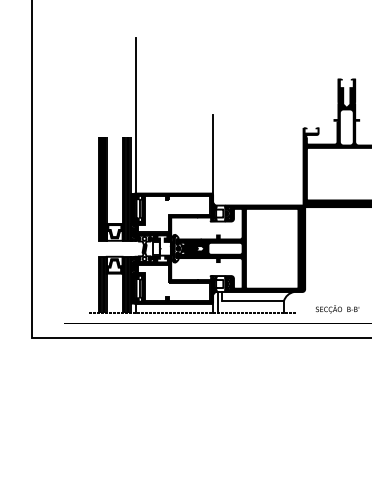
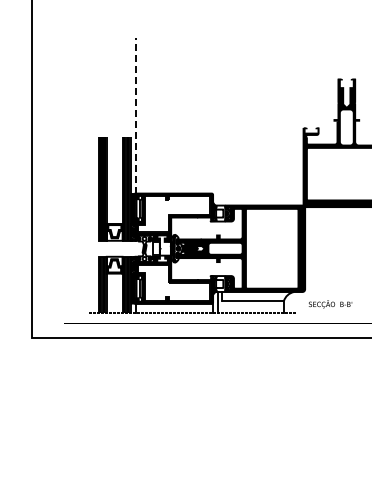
line: solid -> dashed (135, 115)
line: present -> none (213, 155)
text position: (337, 309) -> (330, 304) (330, 304)
